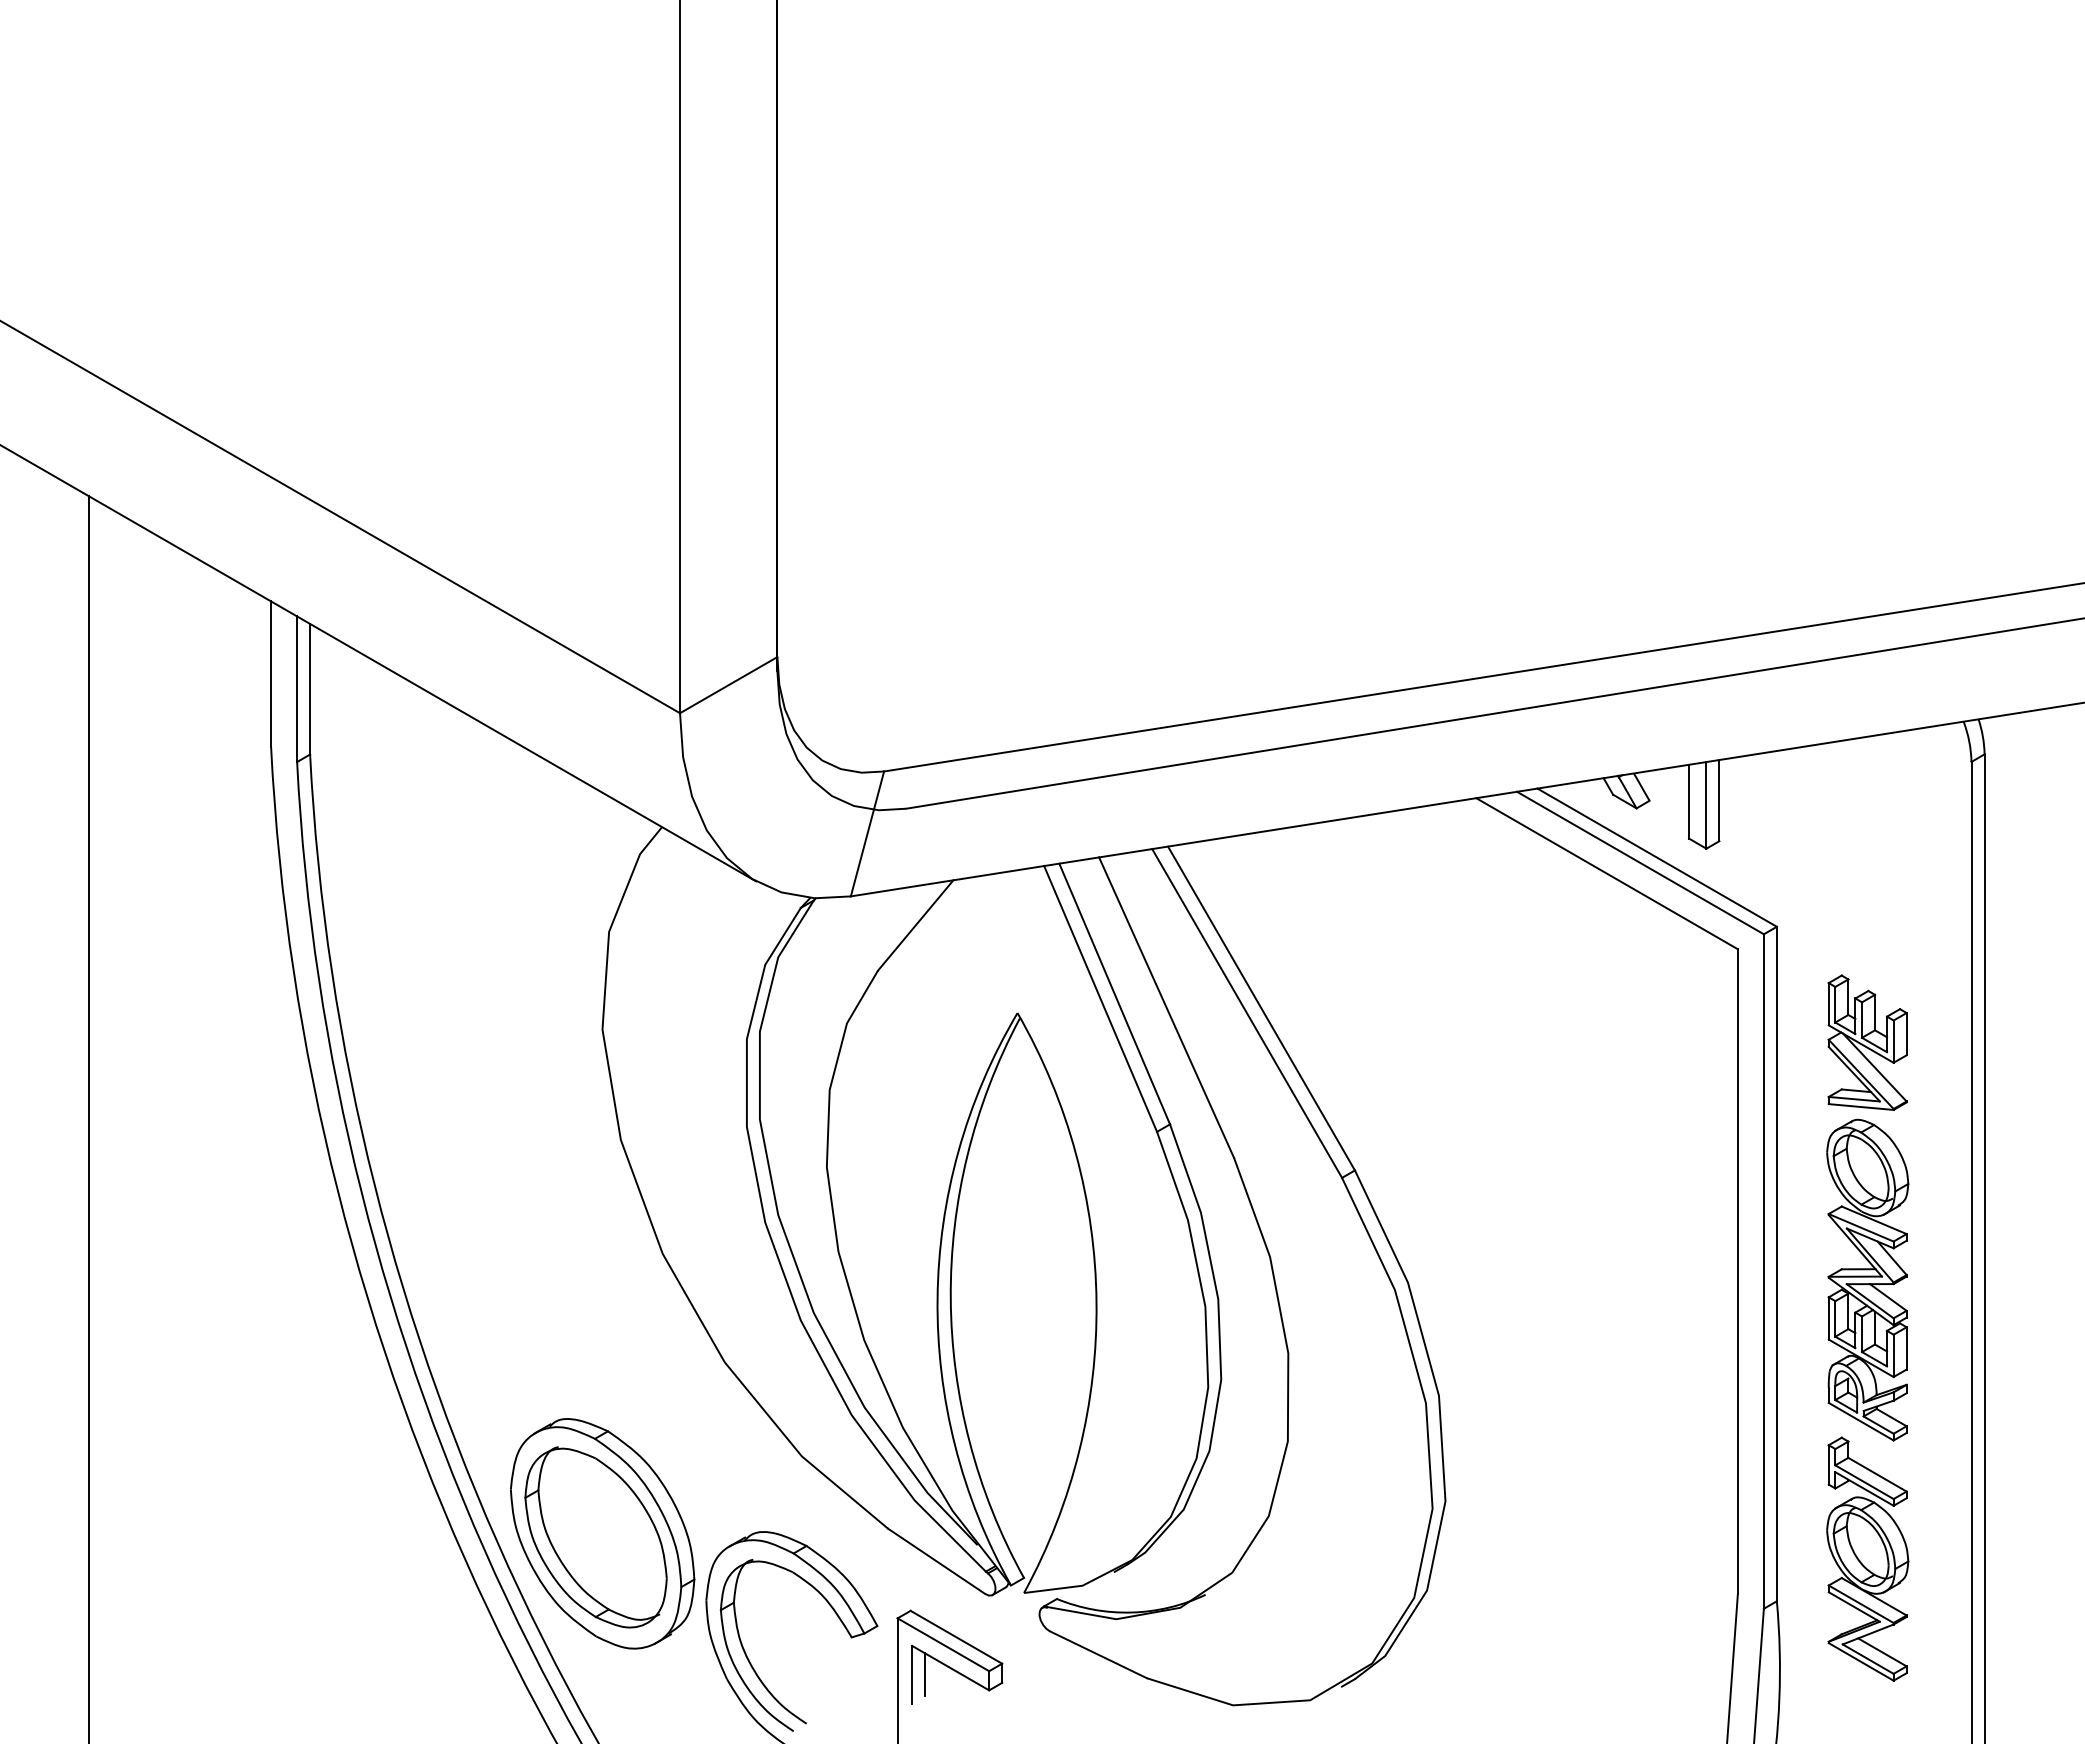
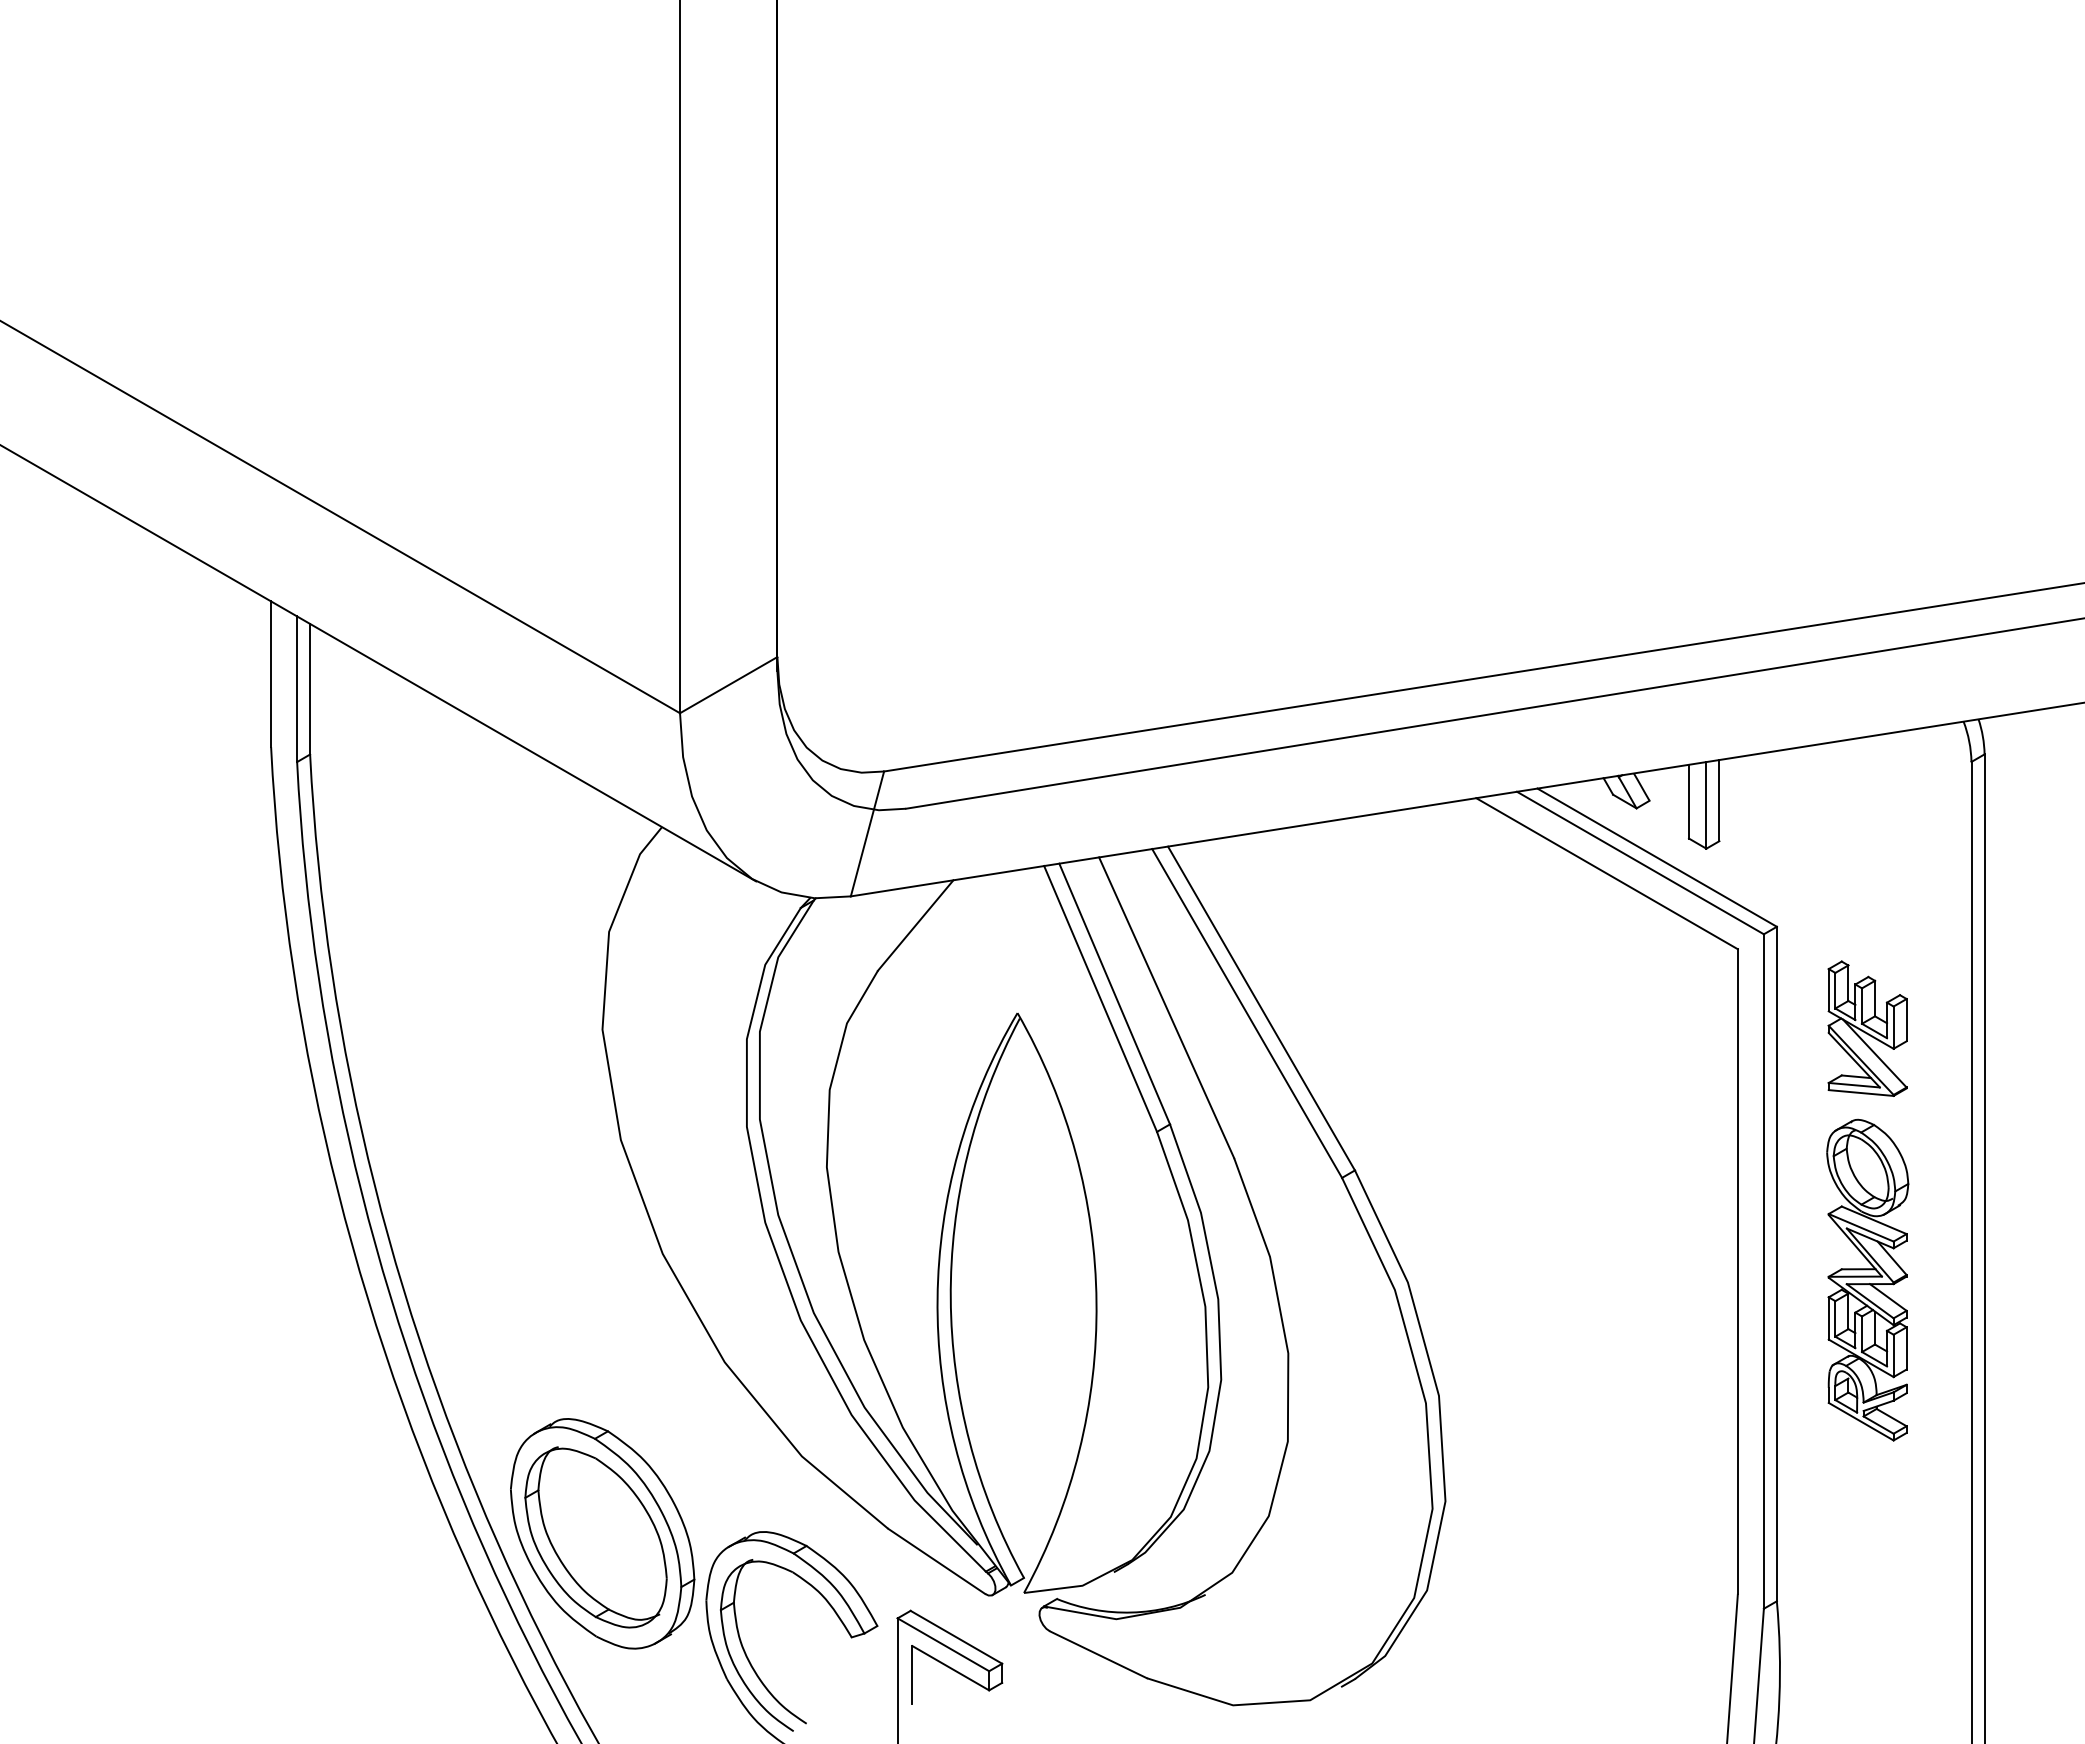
part position: (1867, 1042) -> (1867, 1028) (1867, 1028)
line: present -> none (89, 1118)
part: present -> none (1867, 1558)
line: present -> none (925, 1674)
